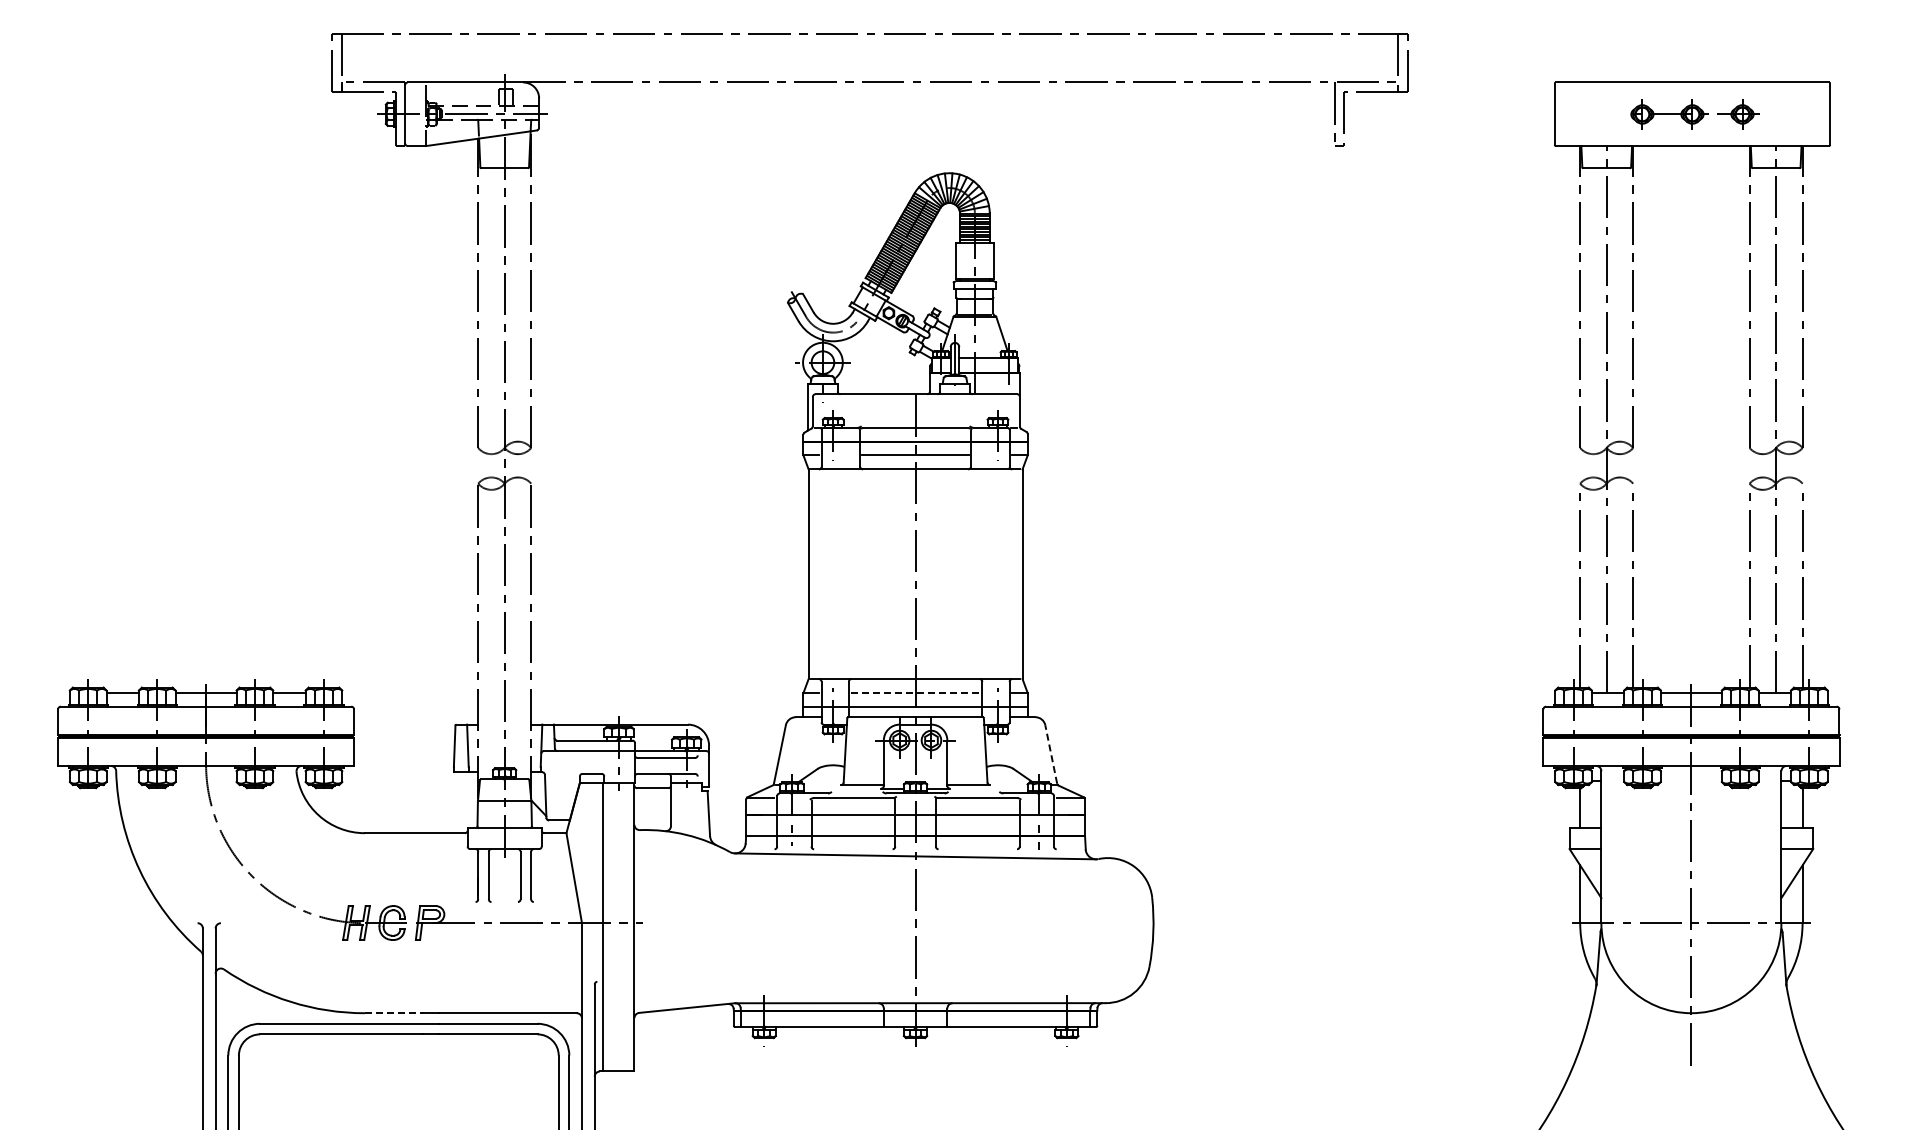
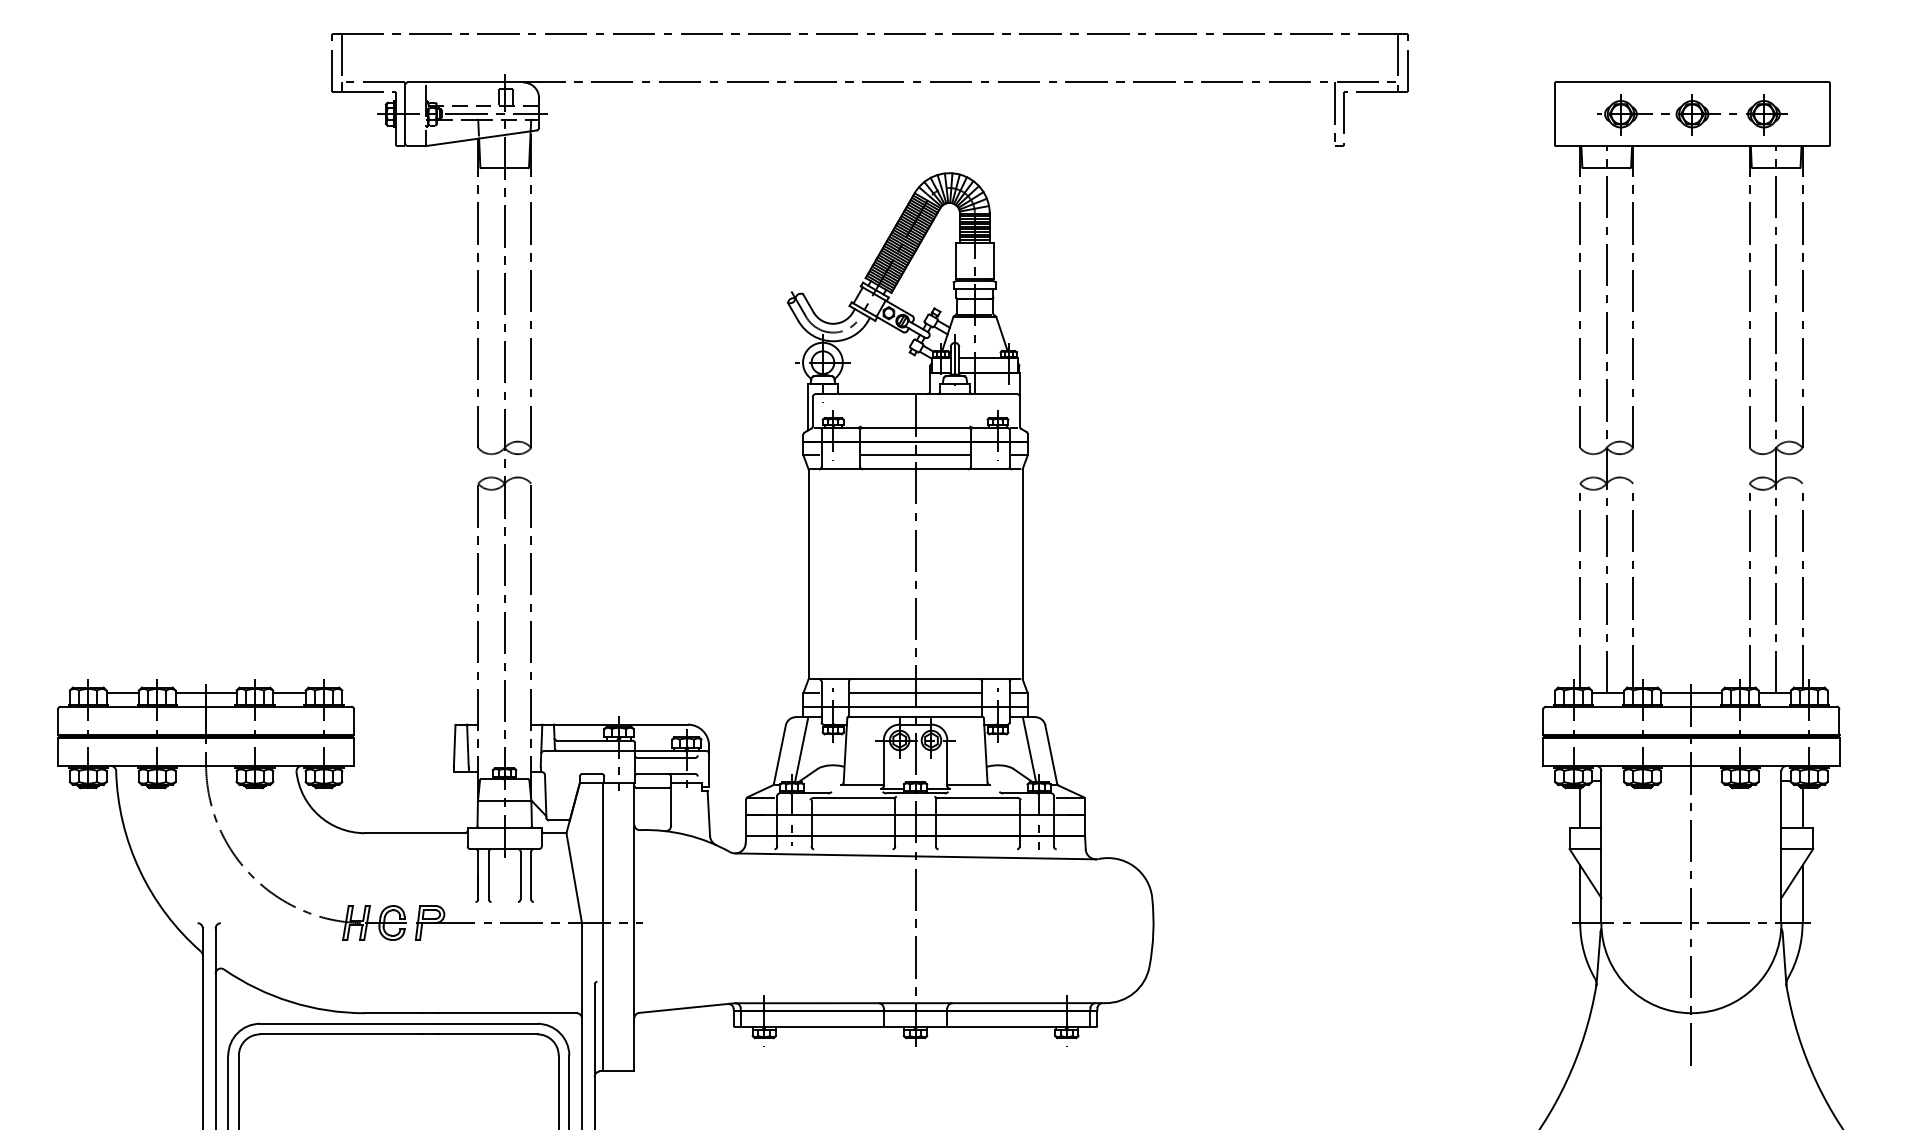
part size: 130x31 px -> 191x42 px (1692, 114)
line: dashed -> solid (915, 693)
line: none -> present (801, 749)
line: none -> present (1029, 749)
line: dashed -> solid (1051, 754)
line: dashed -> solid (393, 1013)
